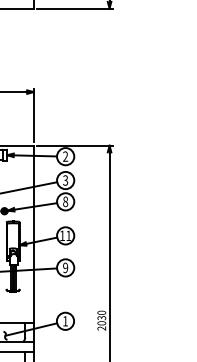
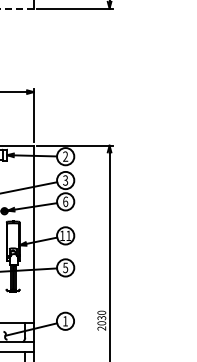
line: solid -> dashed (16, 8)
text: 8 -> 6 (65, 201)
text: 9 -> 5 (65, 267)
